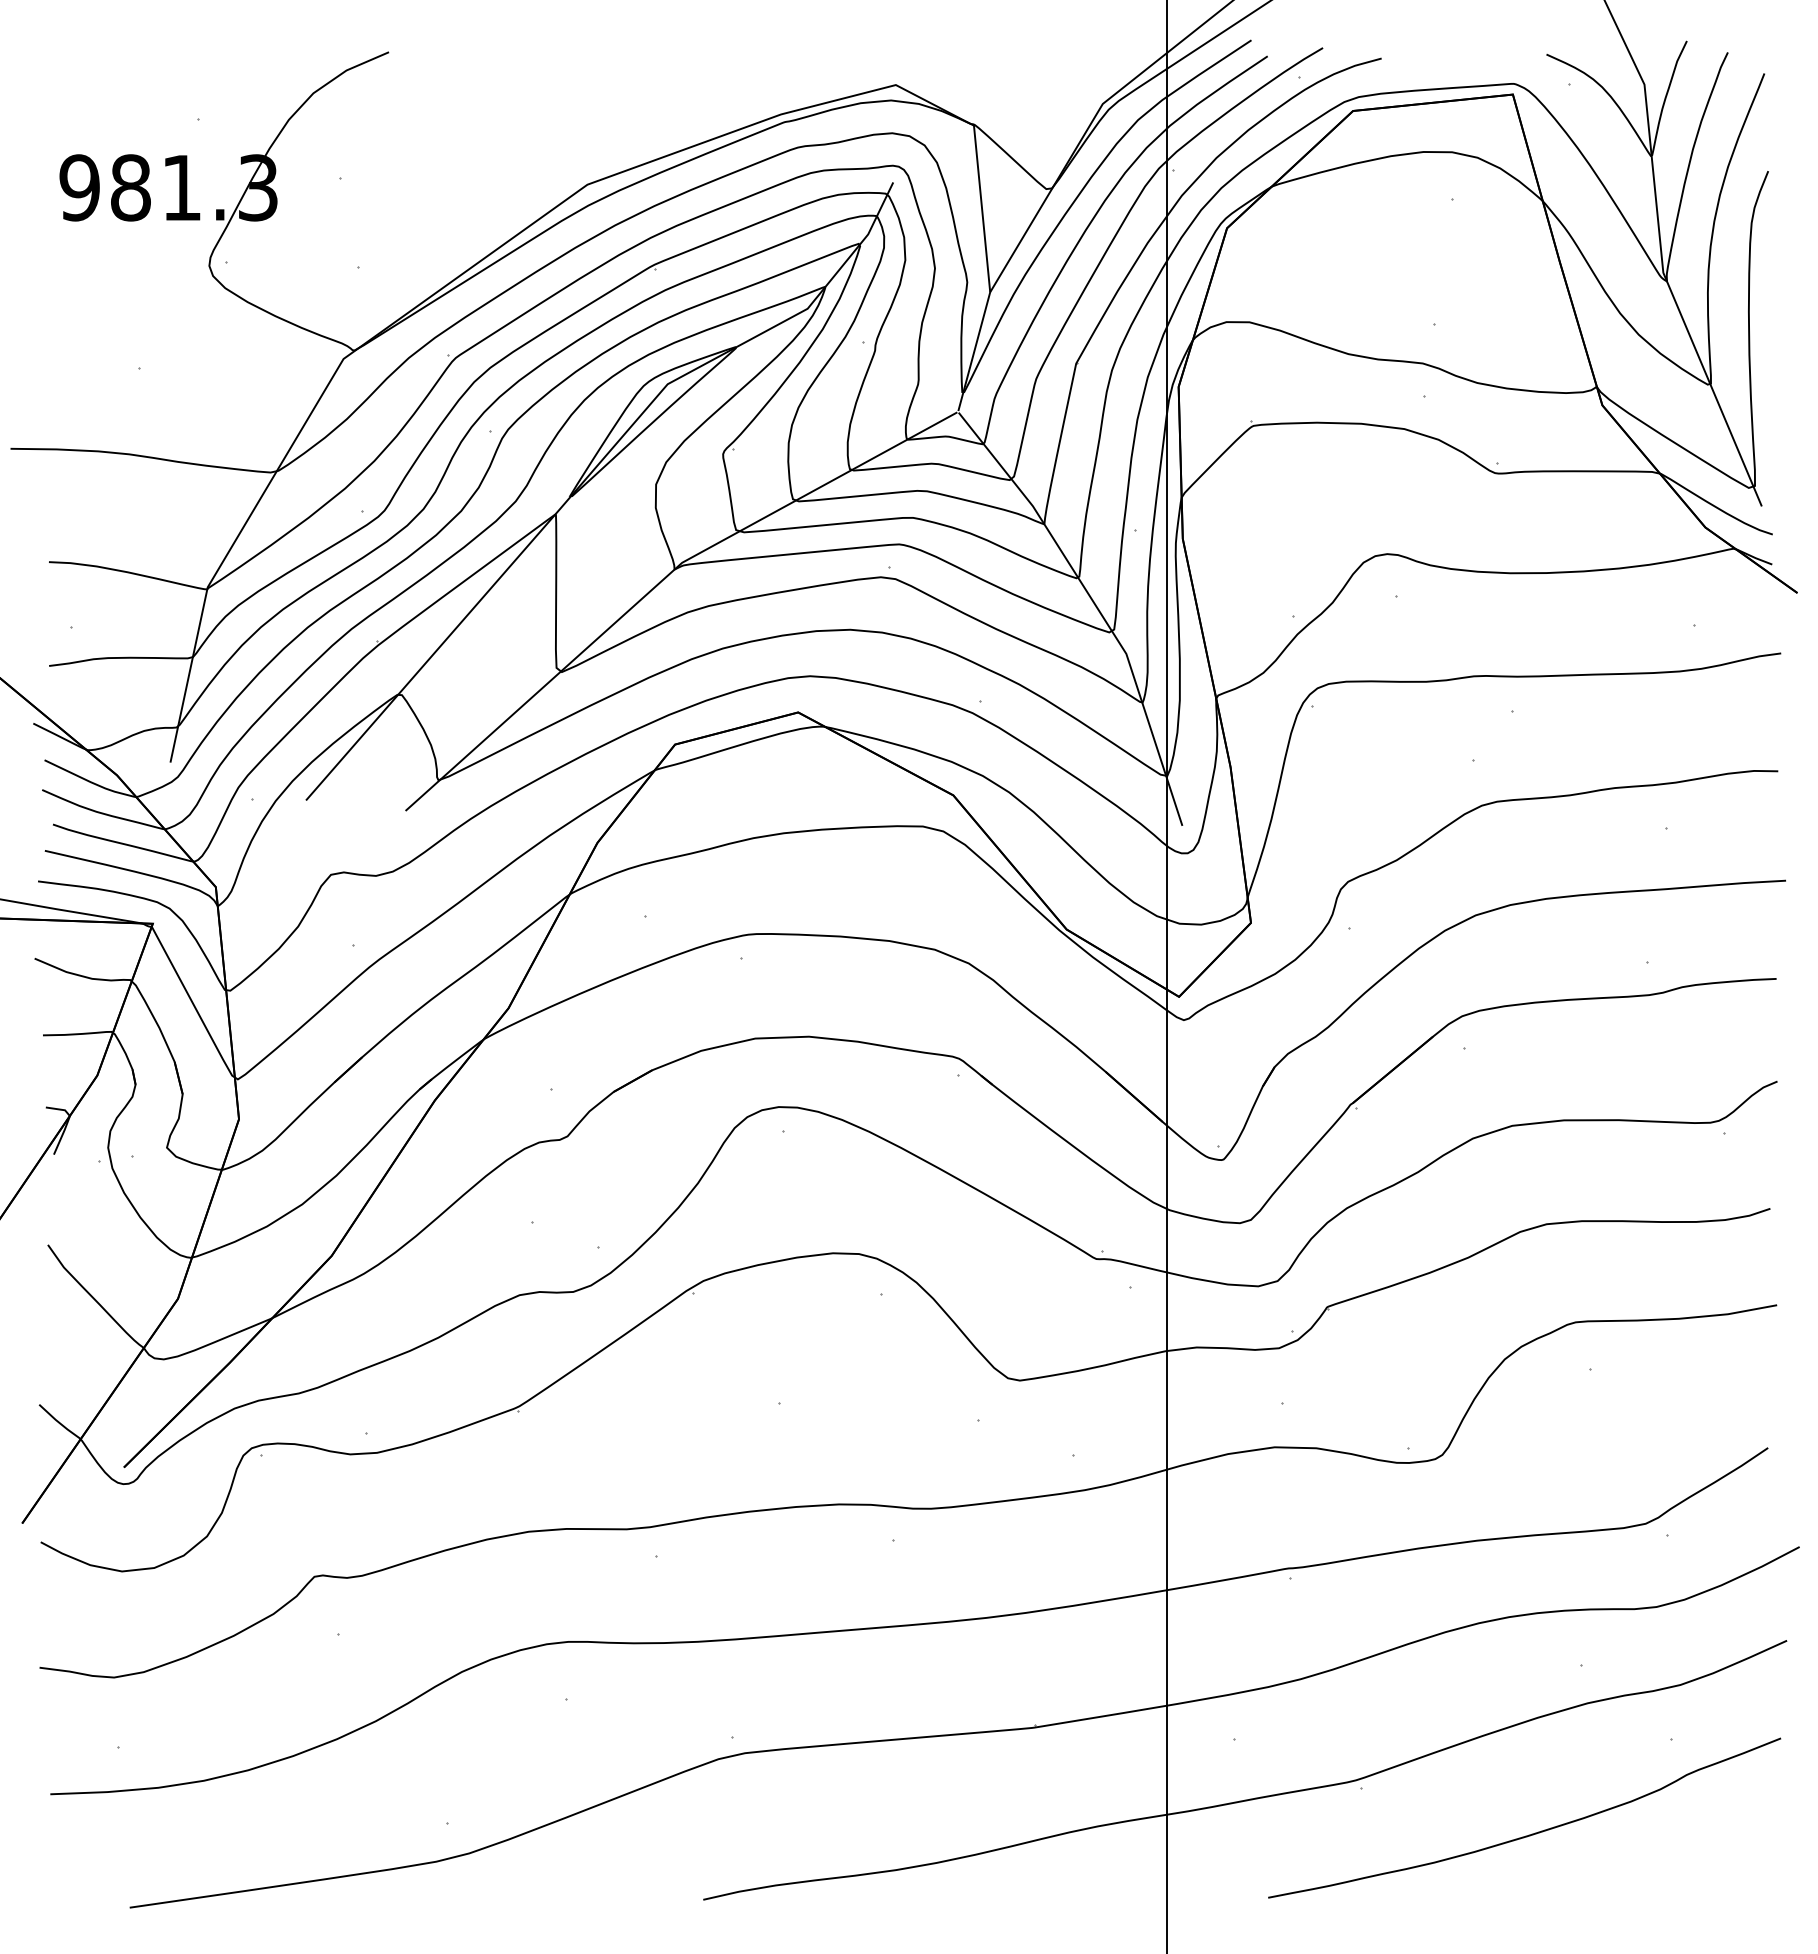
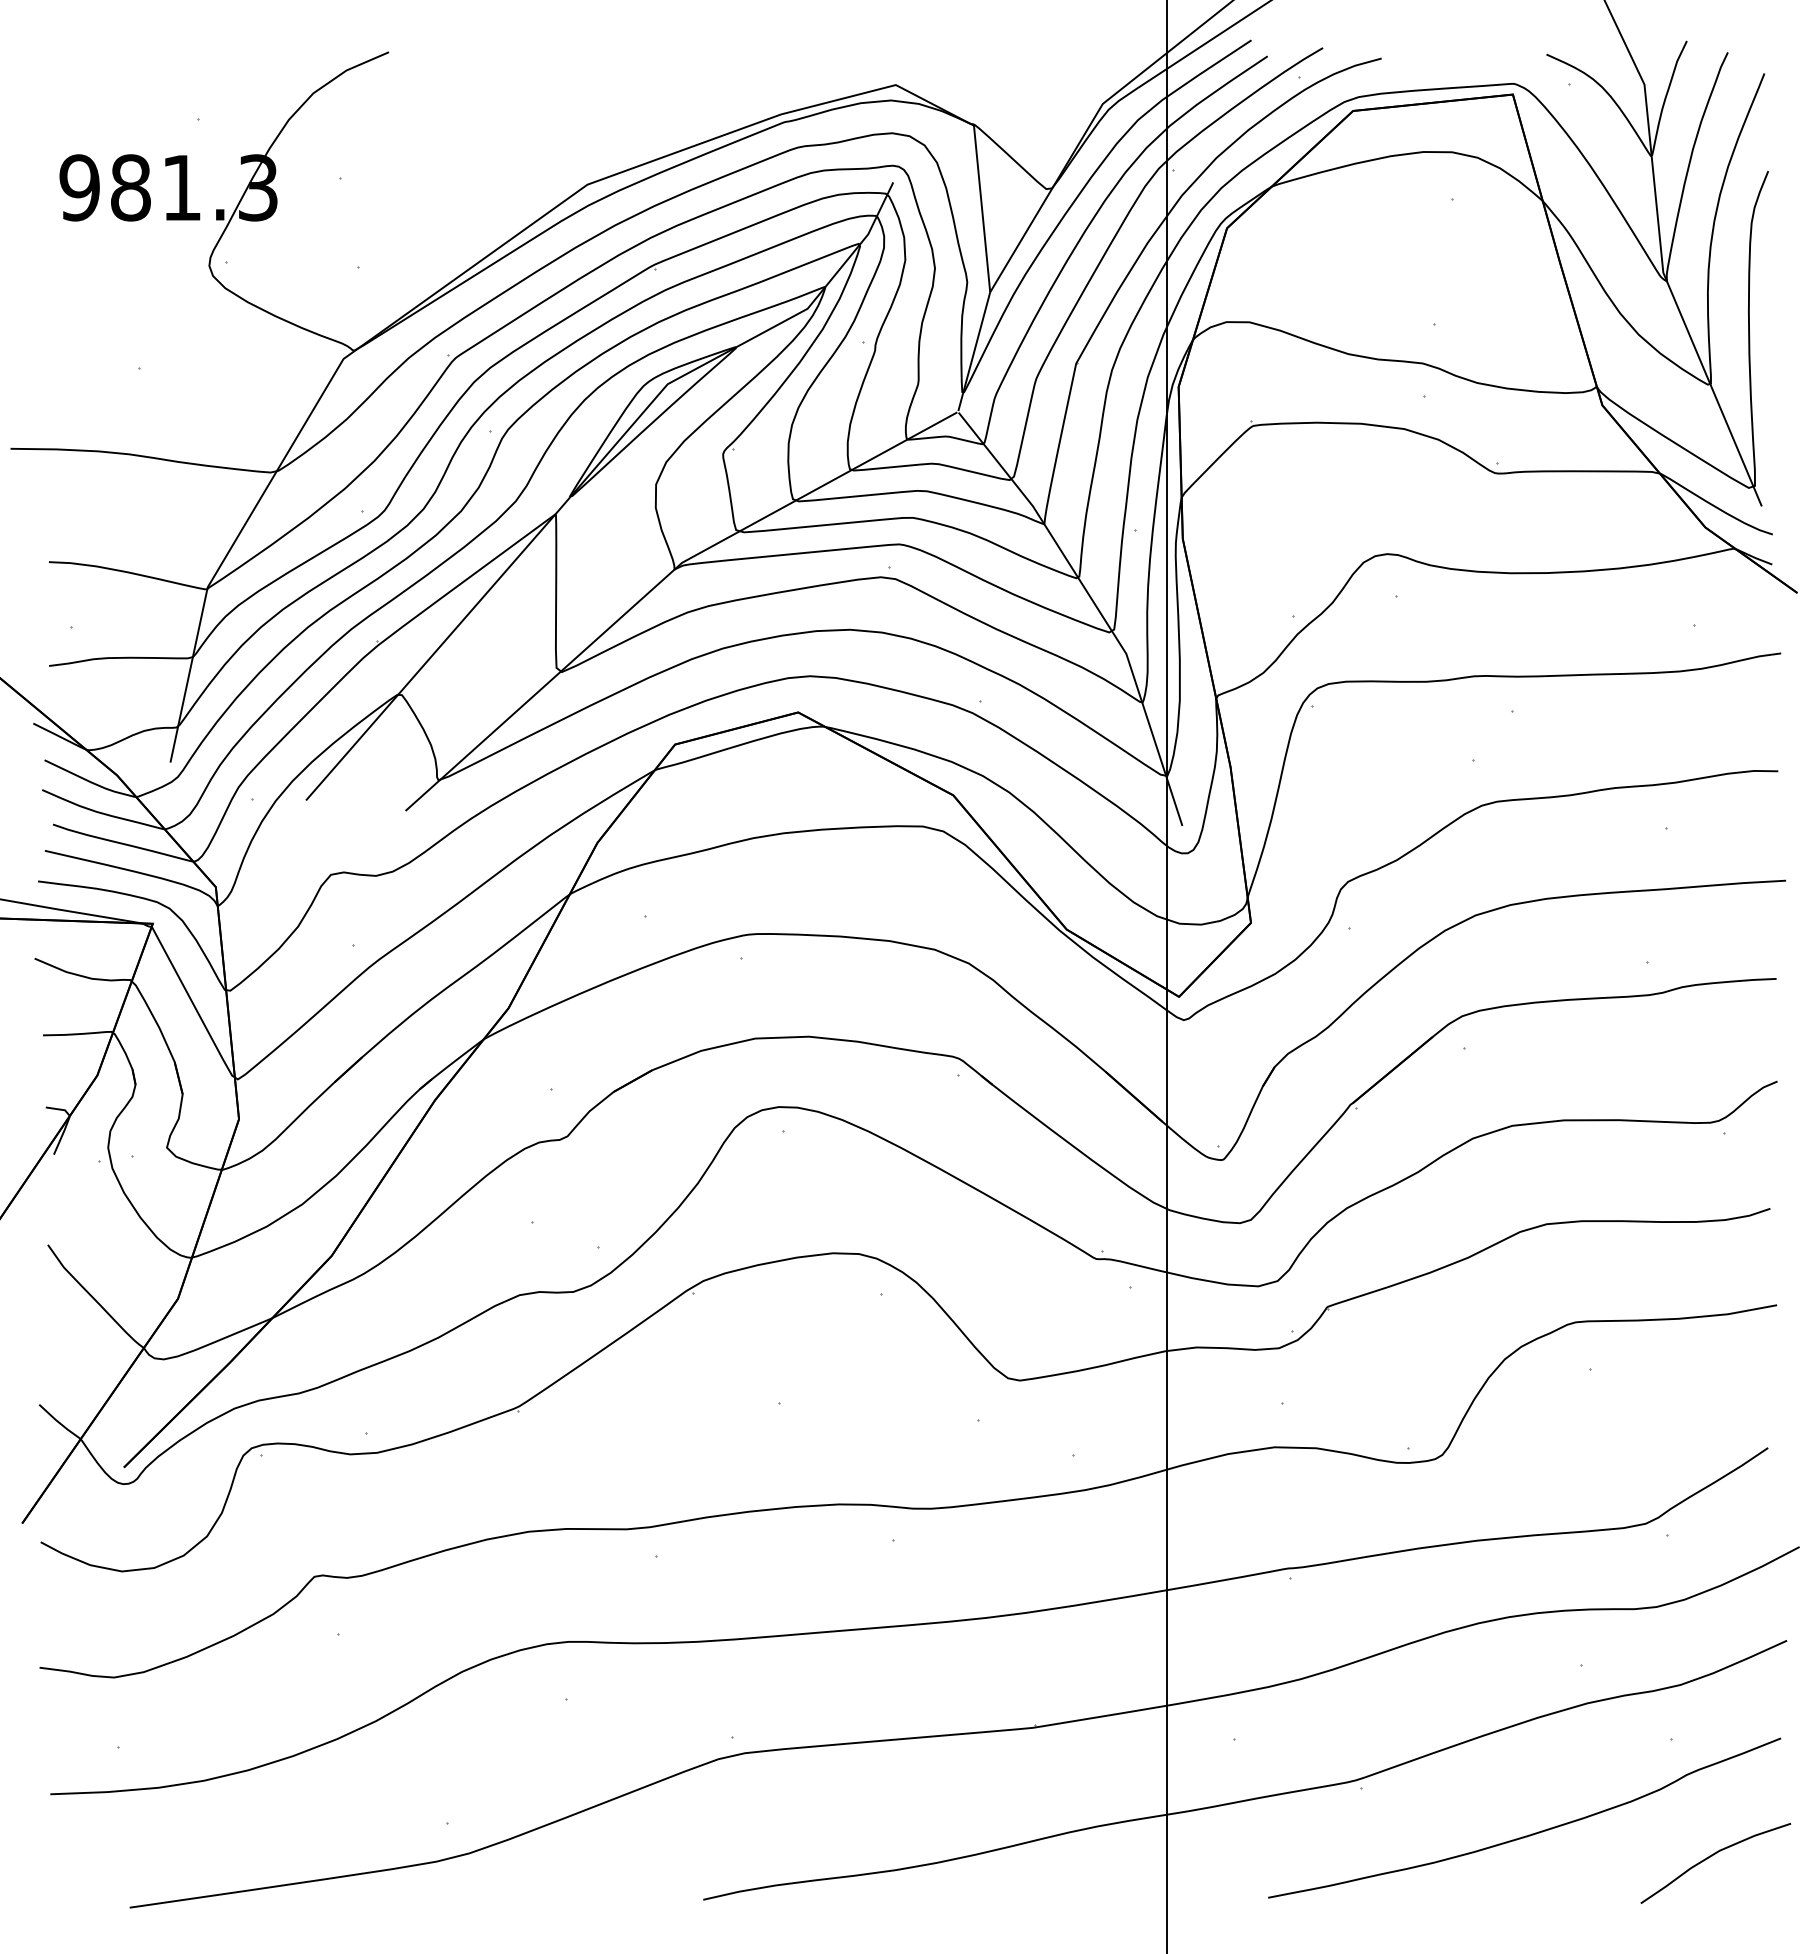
curve: none -> present (1712, 1856)
